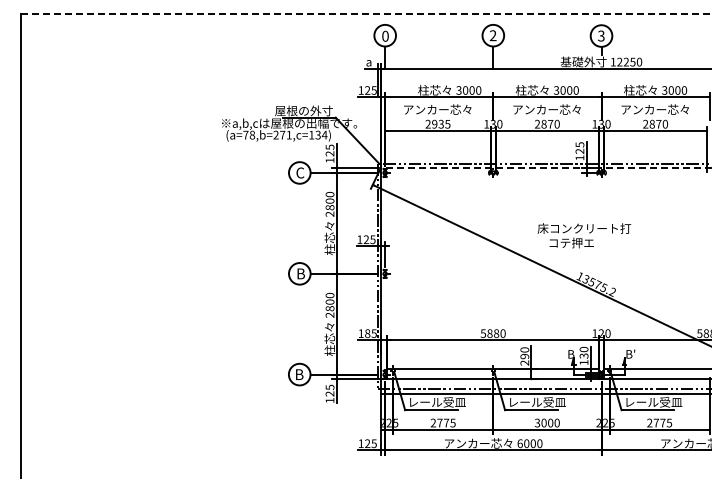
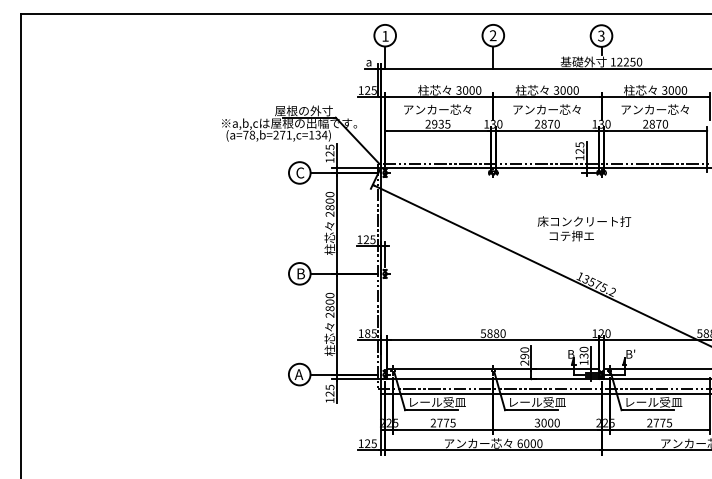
line: dashed -> solid (367, 14)
text: 0 -> 1 (385, 35)
line: dashed -> solid (545, 168)
text position: (584, 235) -> (584, 228) (584, 228)
text: B -> A (298, 374)
